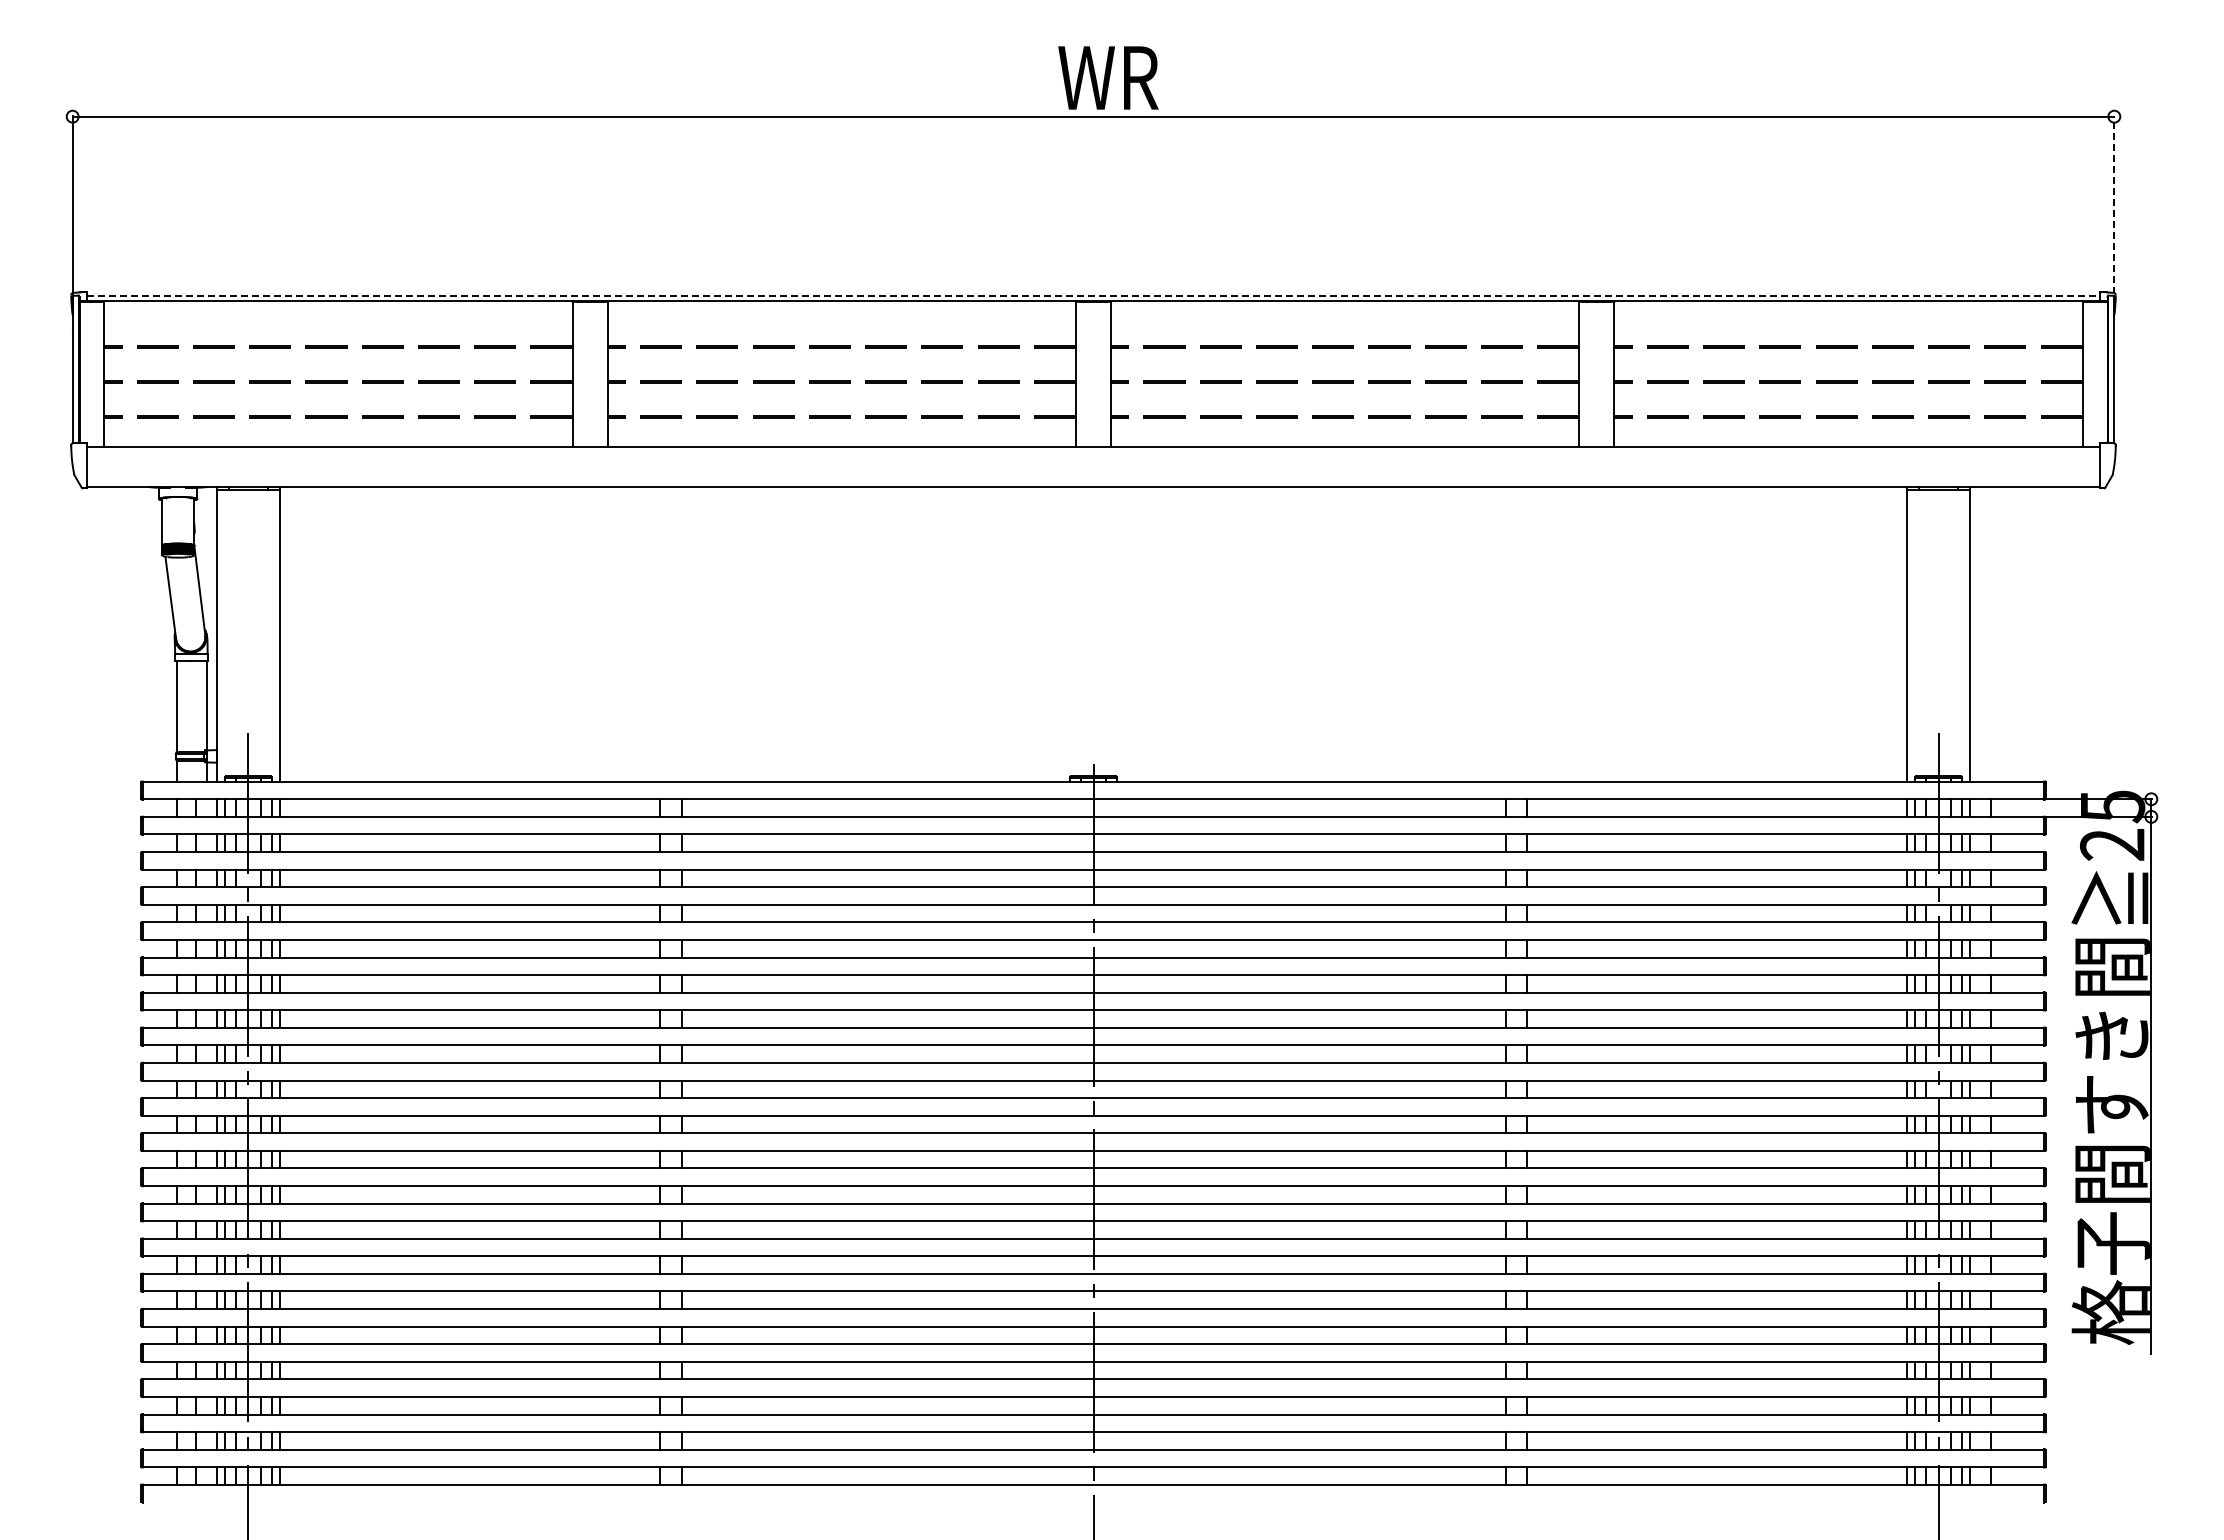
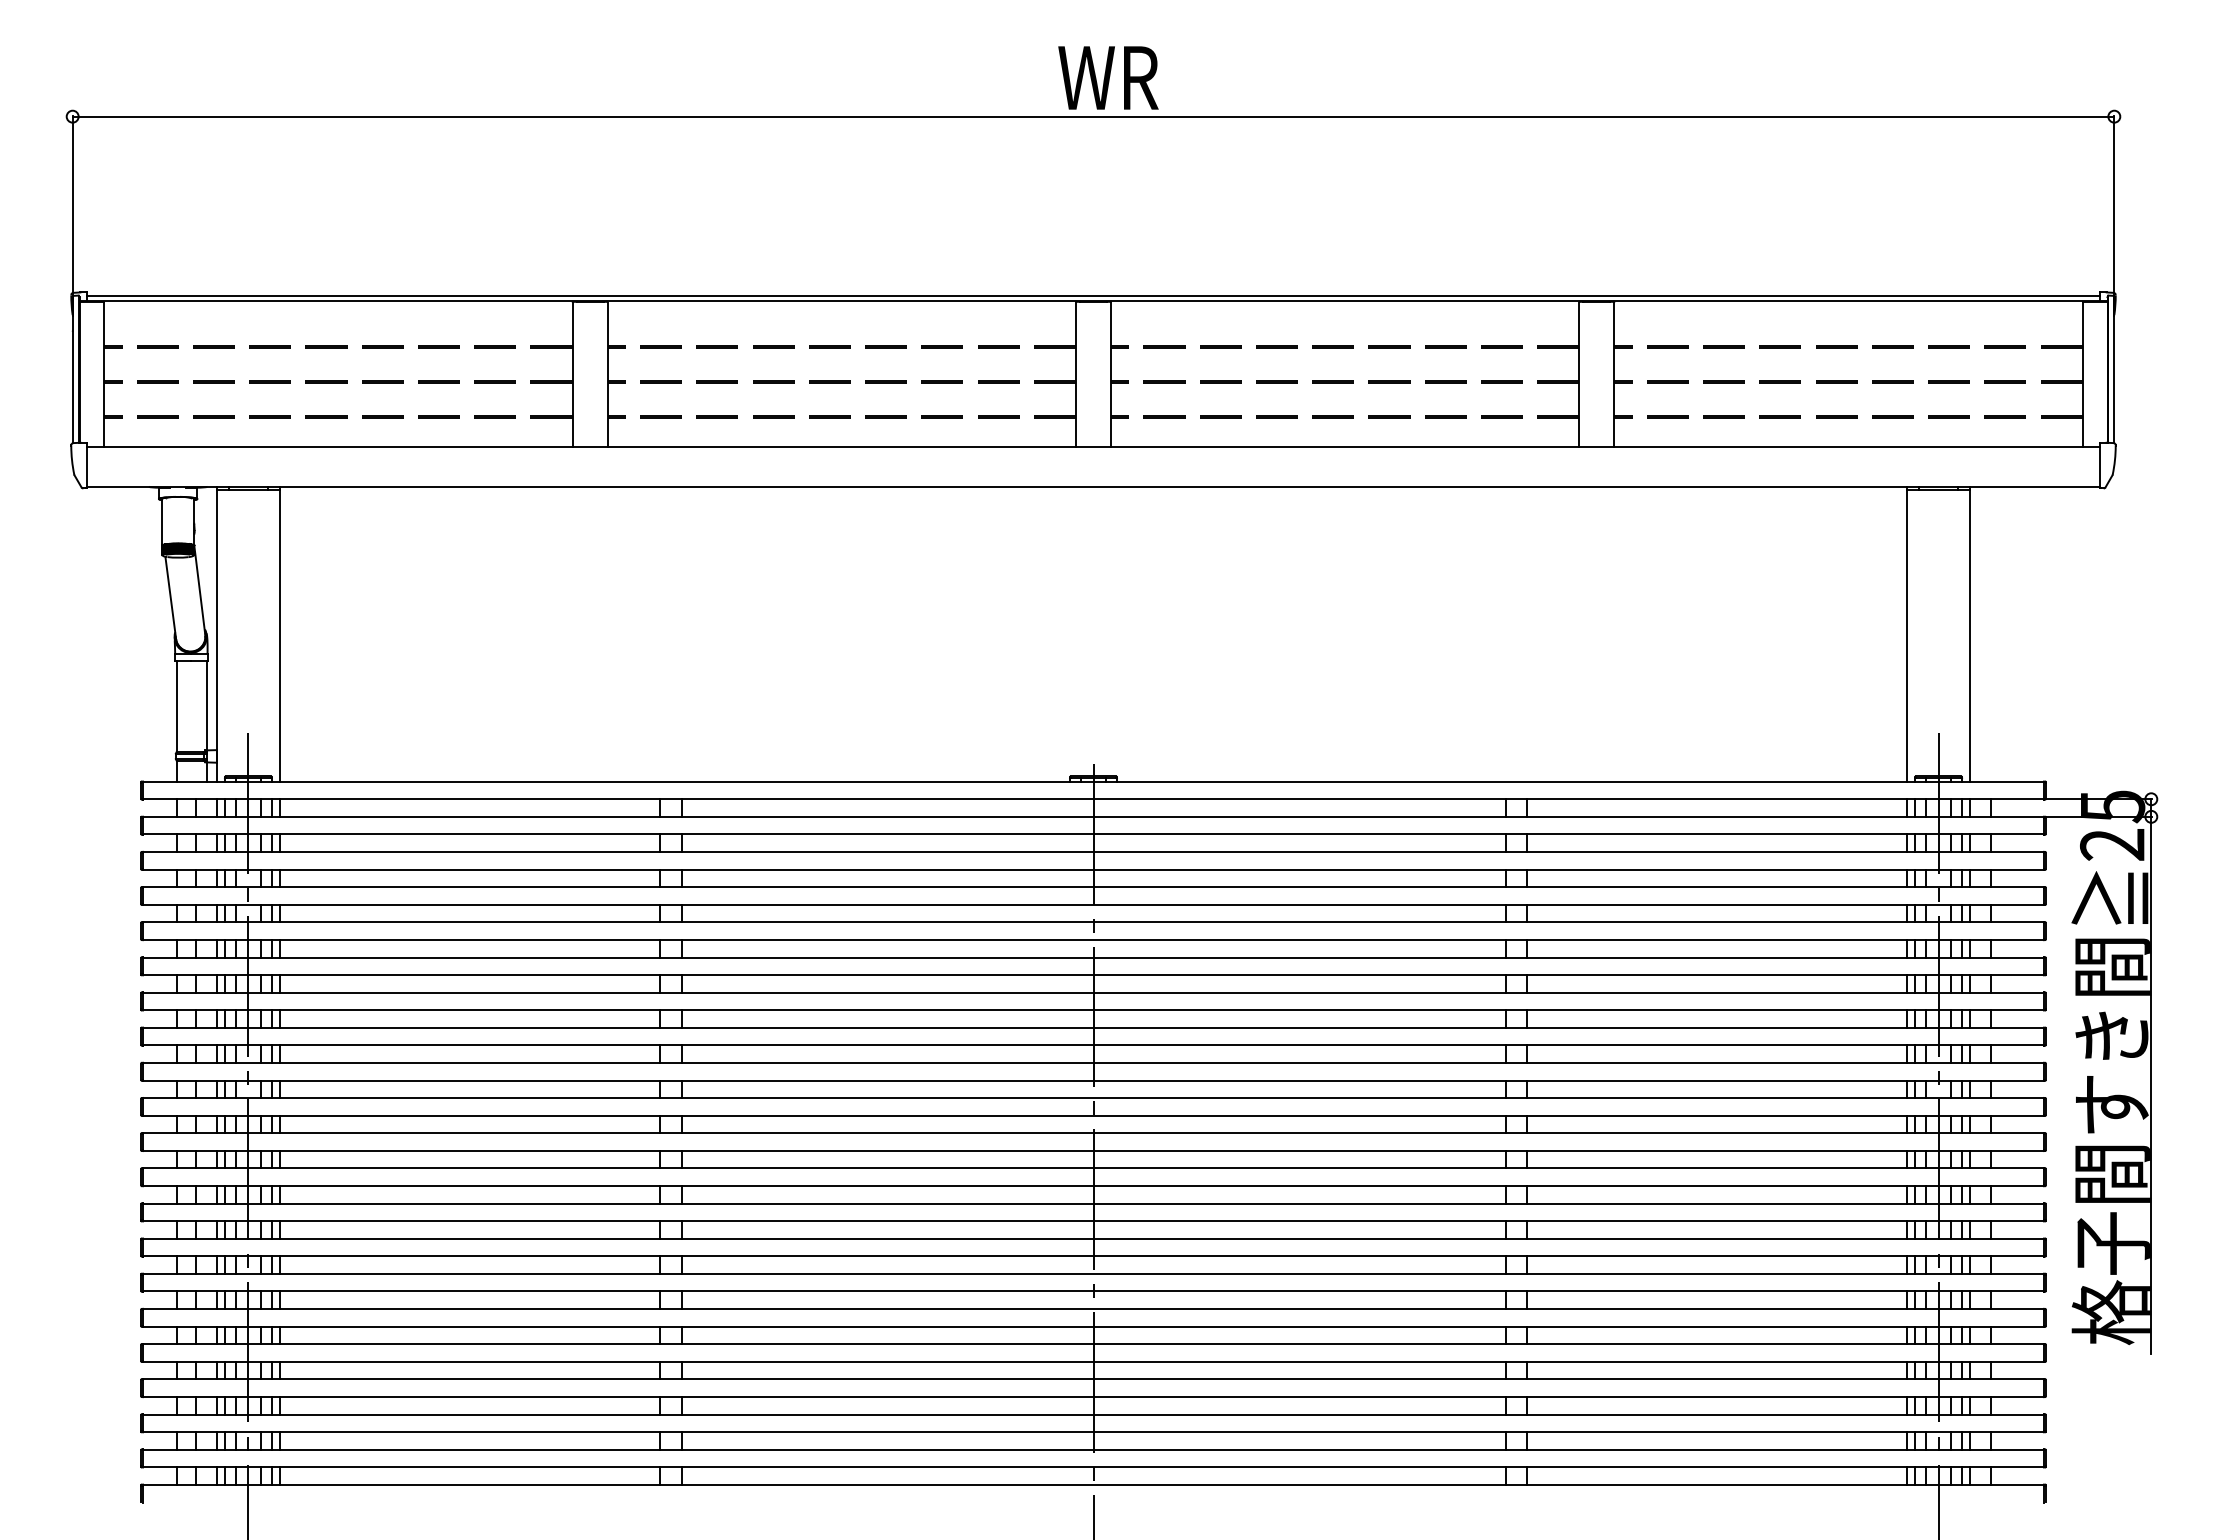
line: dashed -> solid (2114, 215)
line: dashed -> solid (1093, 296)
